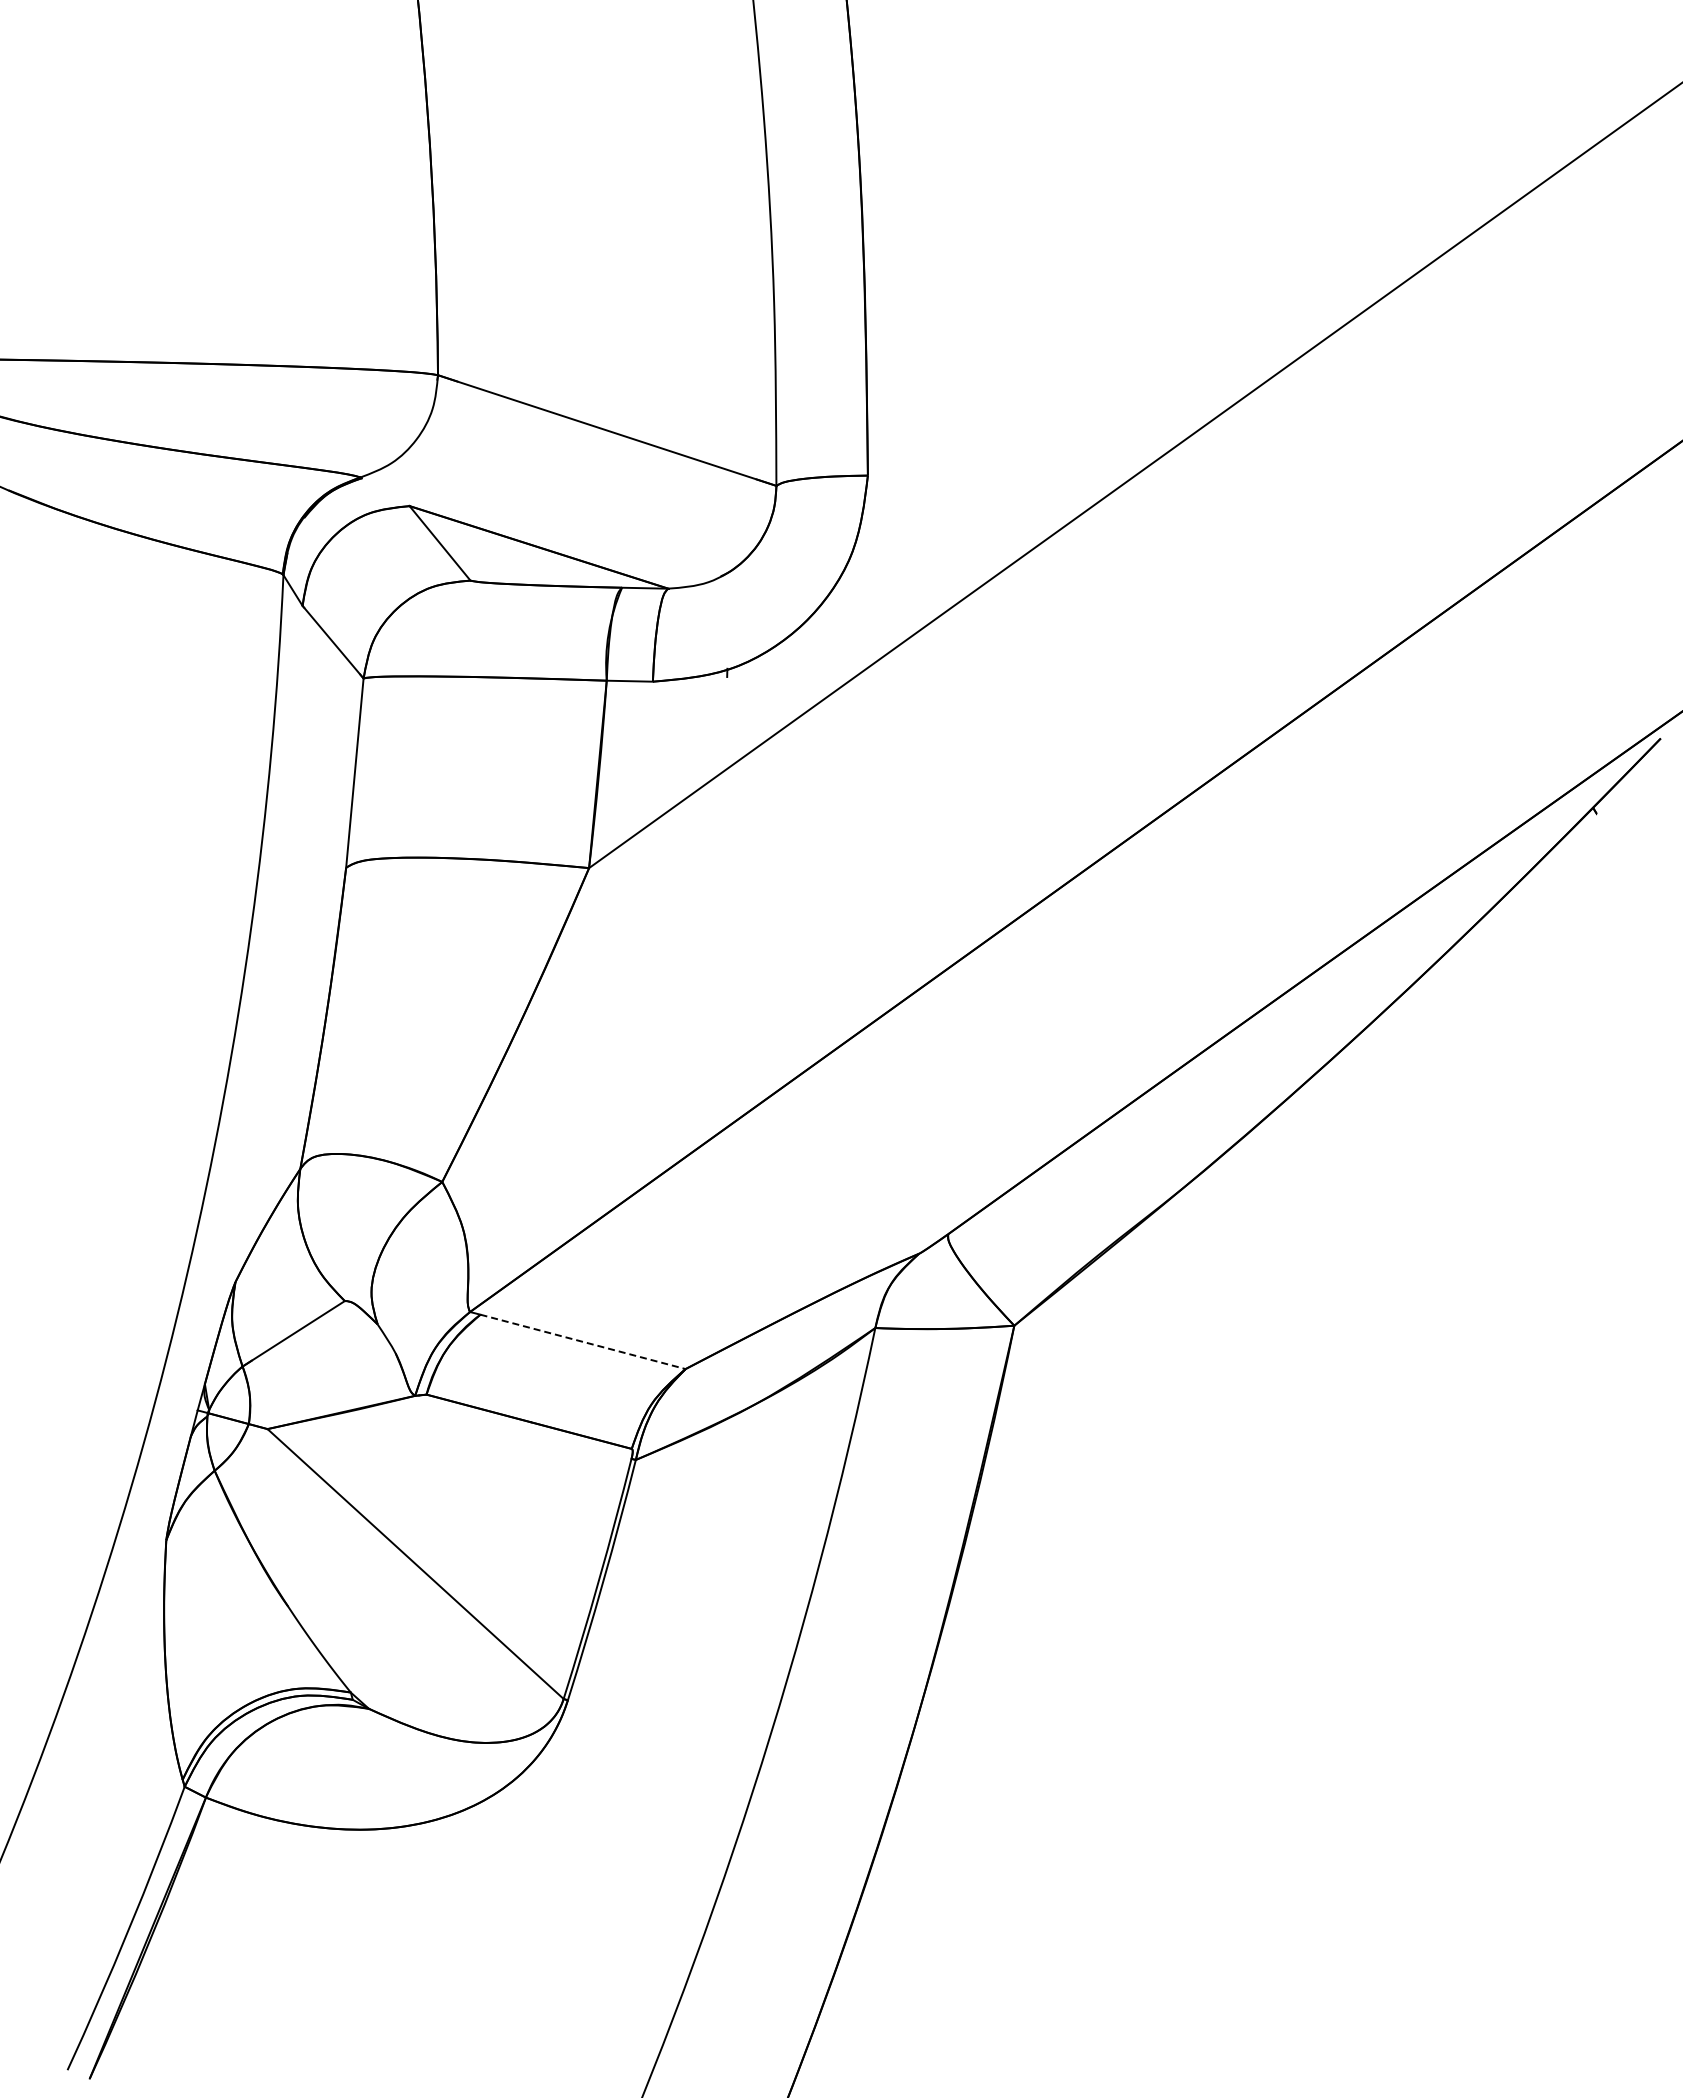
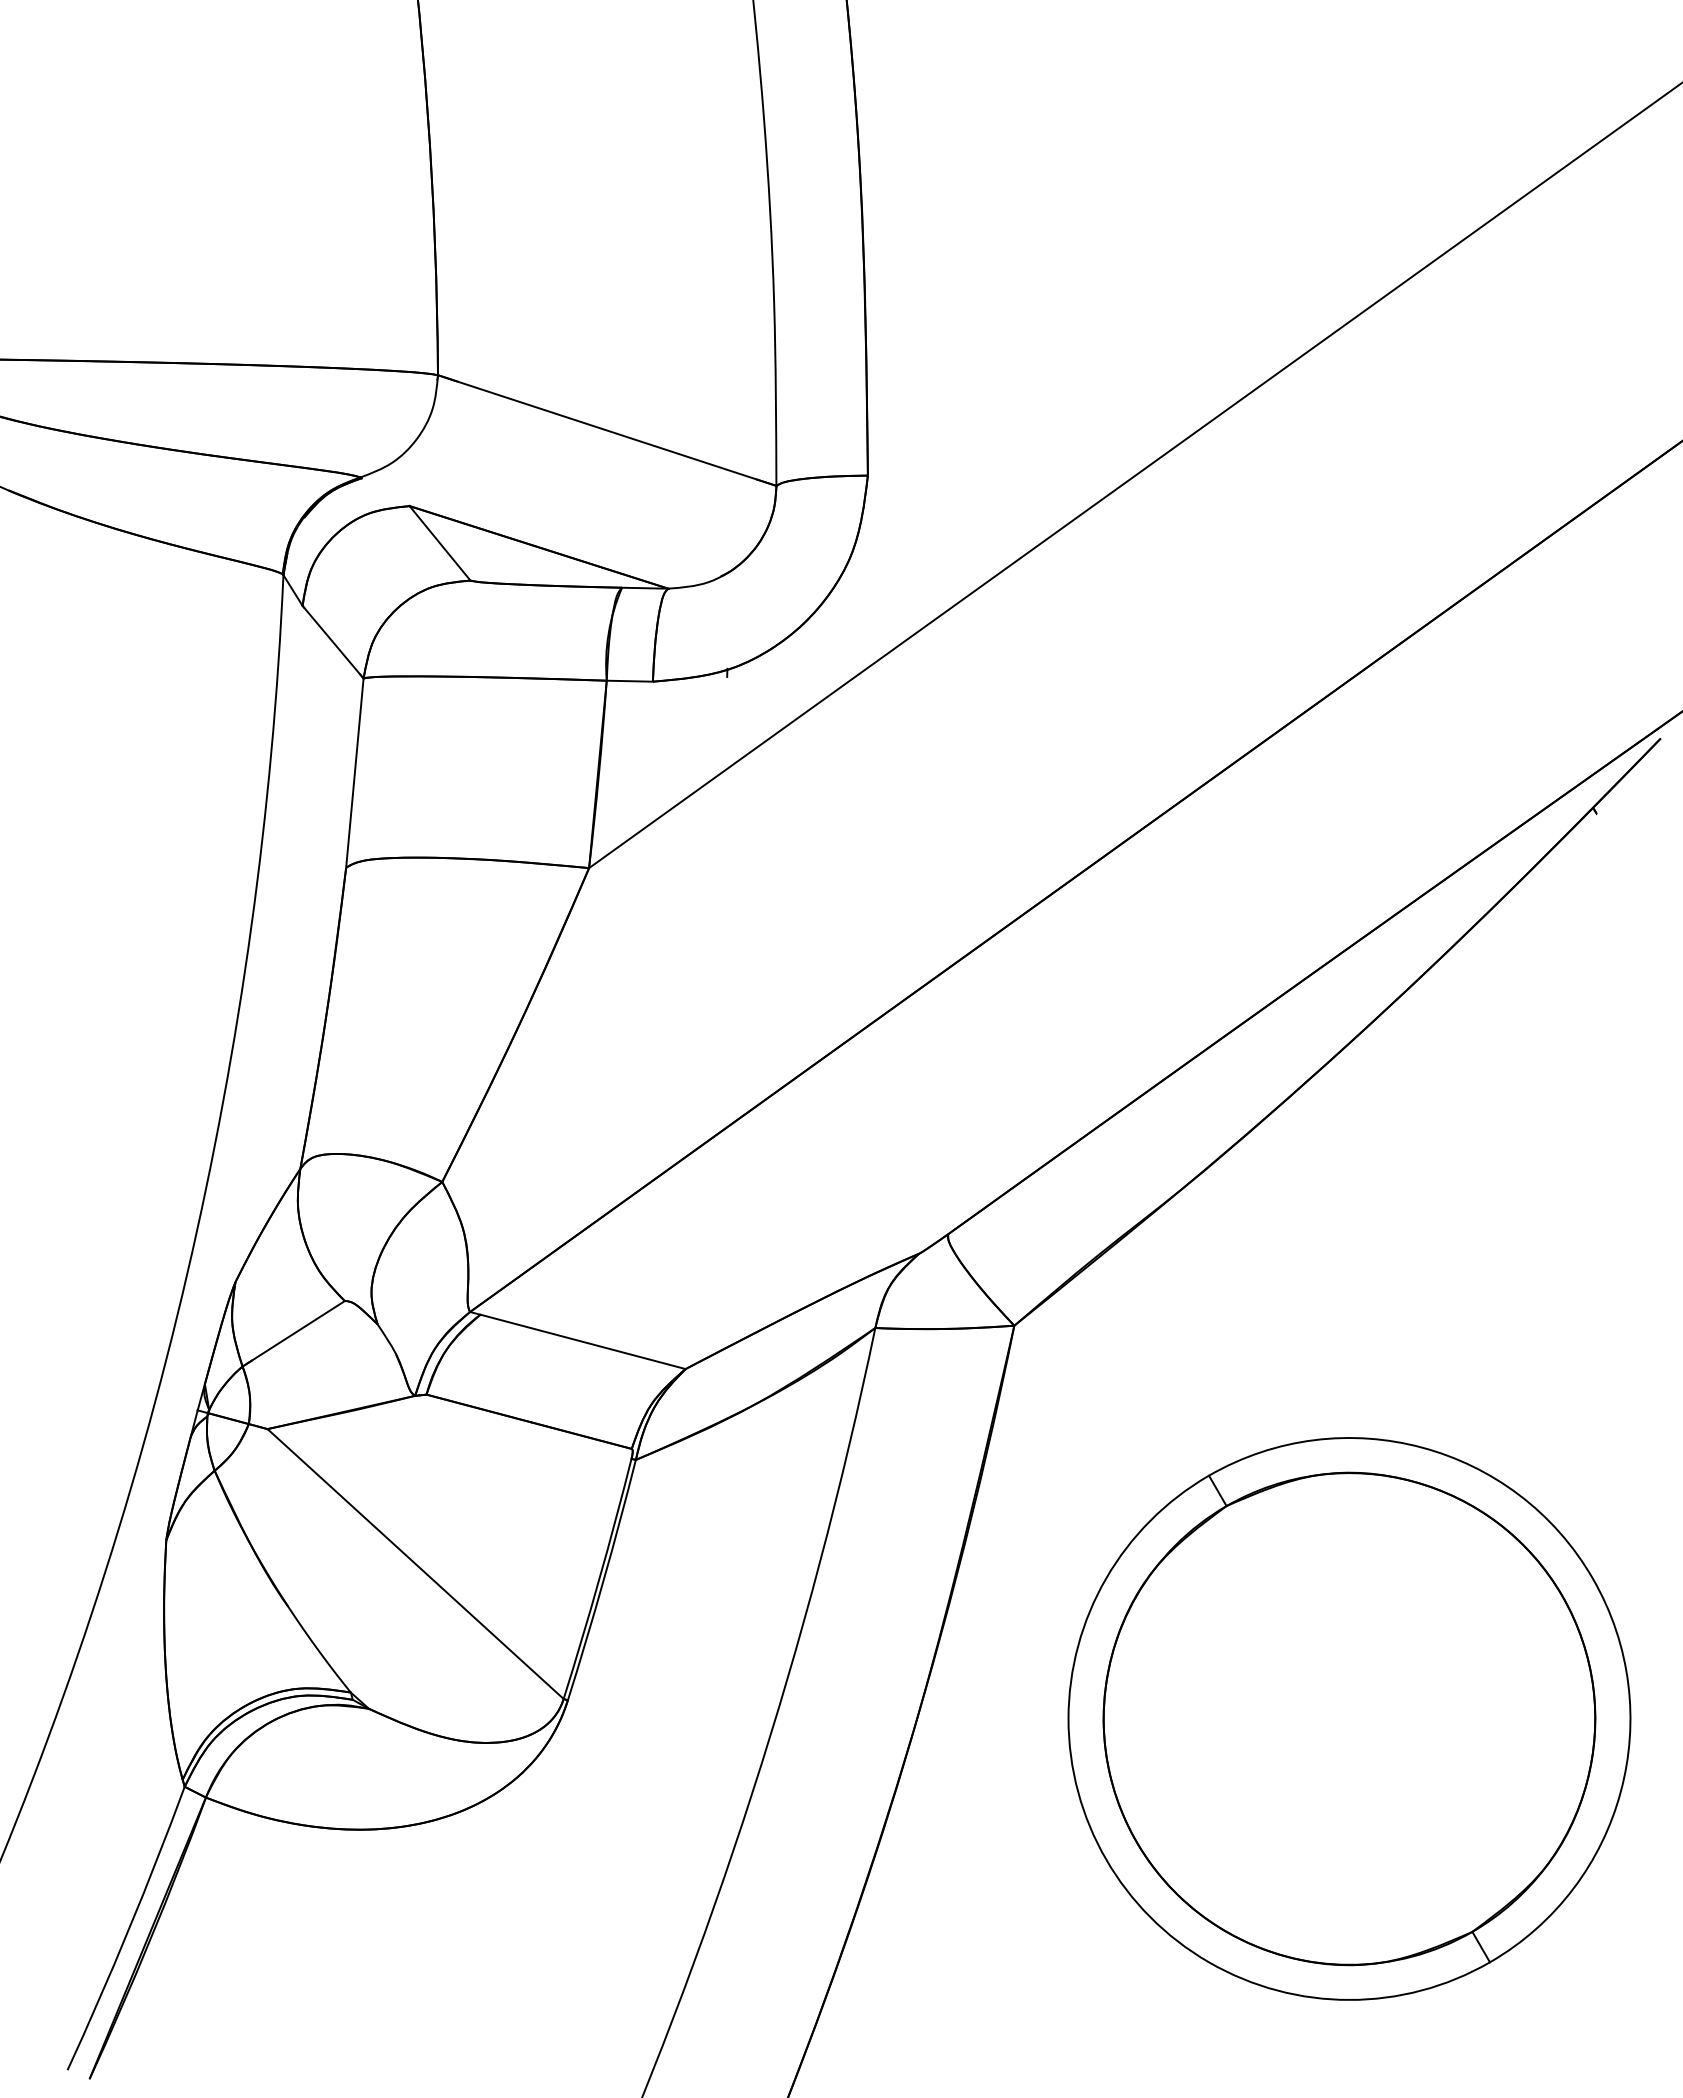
line: dashed -> solid (583, 1342)
part: none -> present (1349, 1718)
